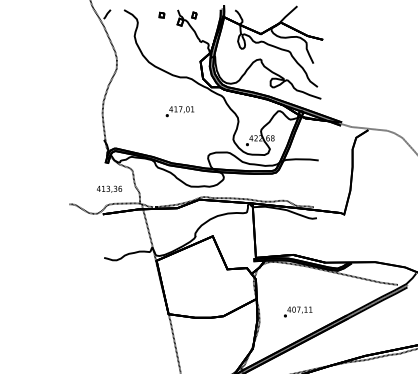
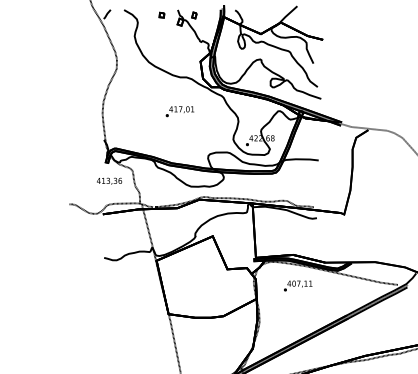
text position: (109, 188) -> (109, 180) (109, 180)
text position: (298, 311) -> (298, 285) (298, 285)
